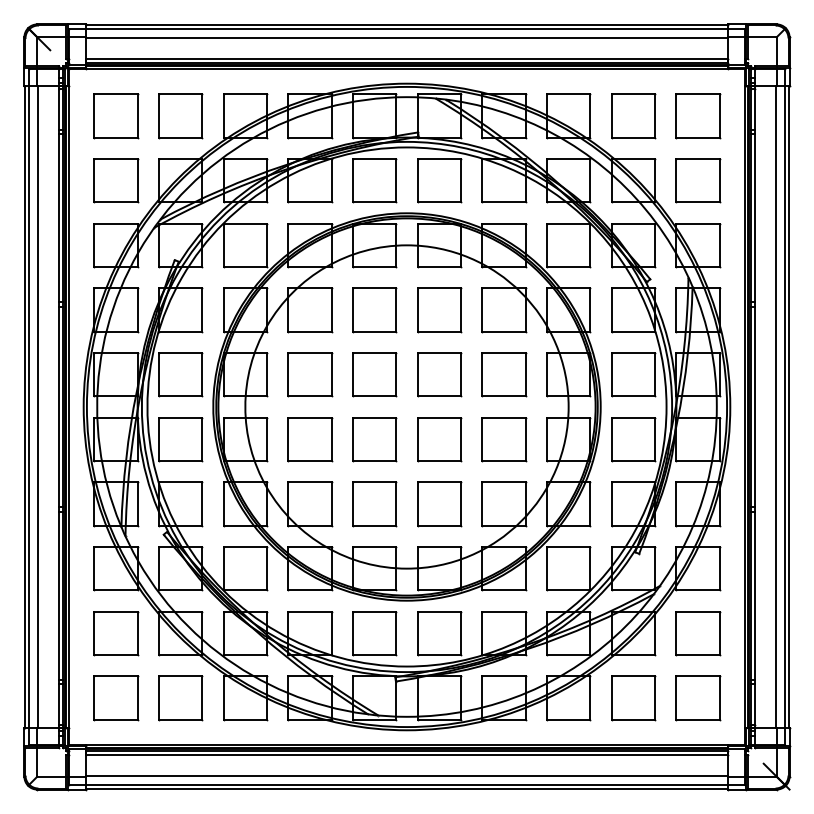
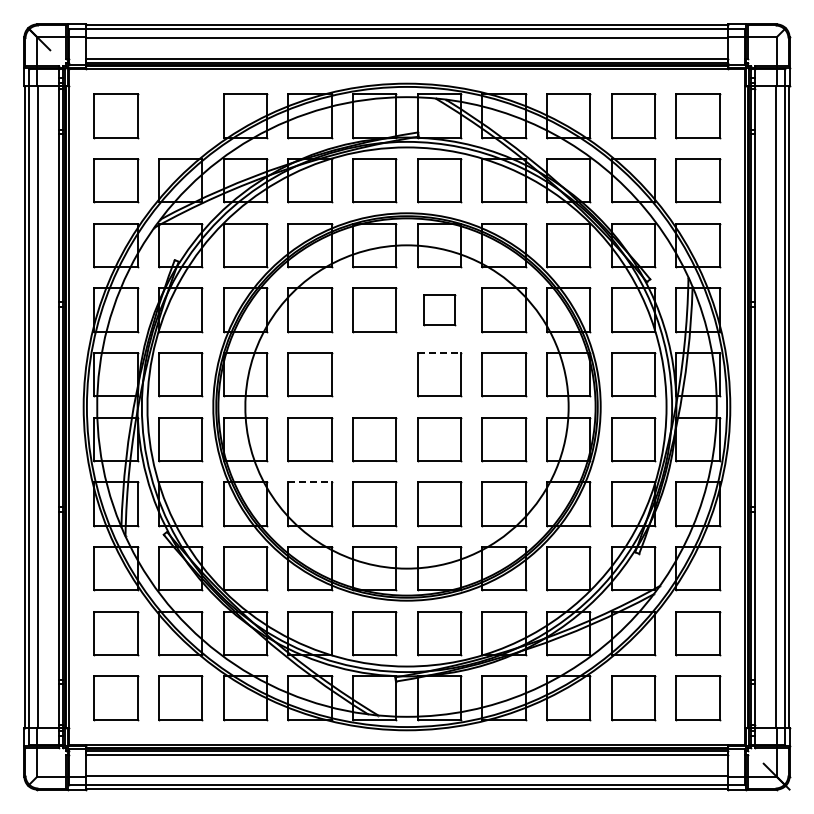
part: present -> none (180, 116)
part size: 46x47 px -> 34x33 px (439, 310)
line: solid -> dashed (439, 353)
part: present -> none (374, 374)
line: solid -> dashed (310, 482)
